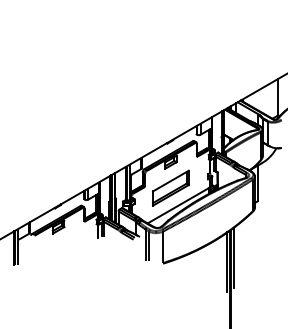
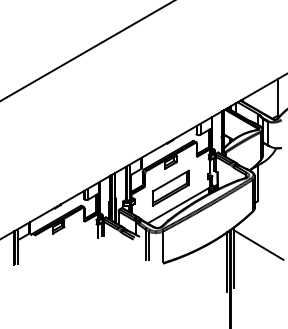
line: none -> present (86, 50)
line: none -> present (258, 244)
